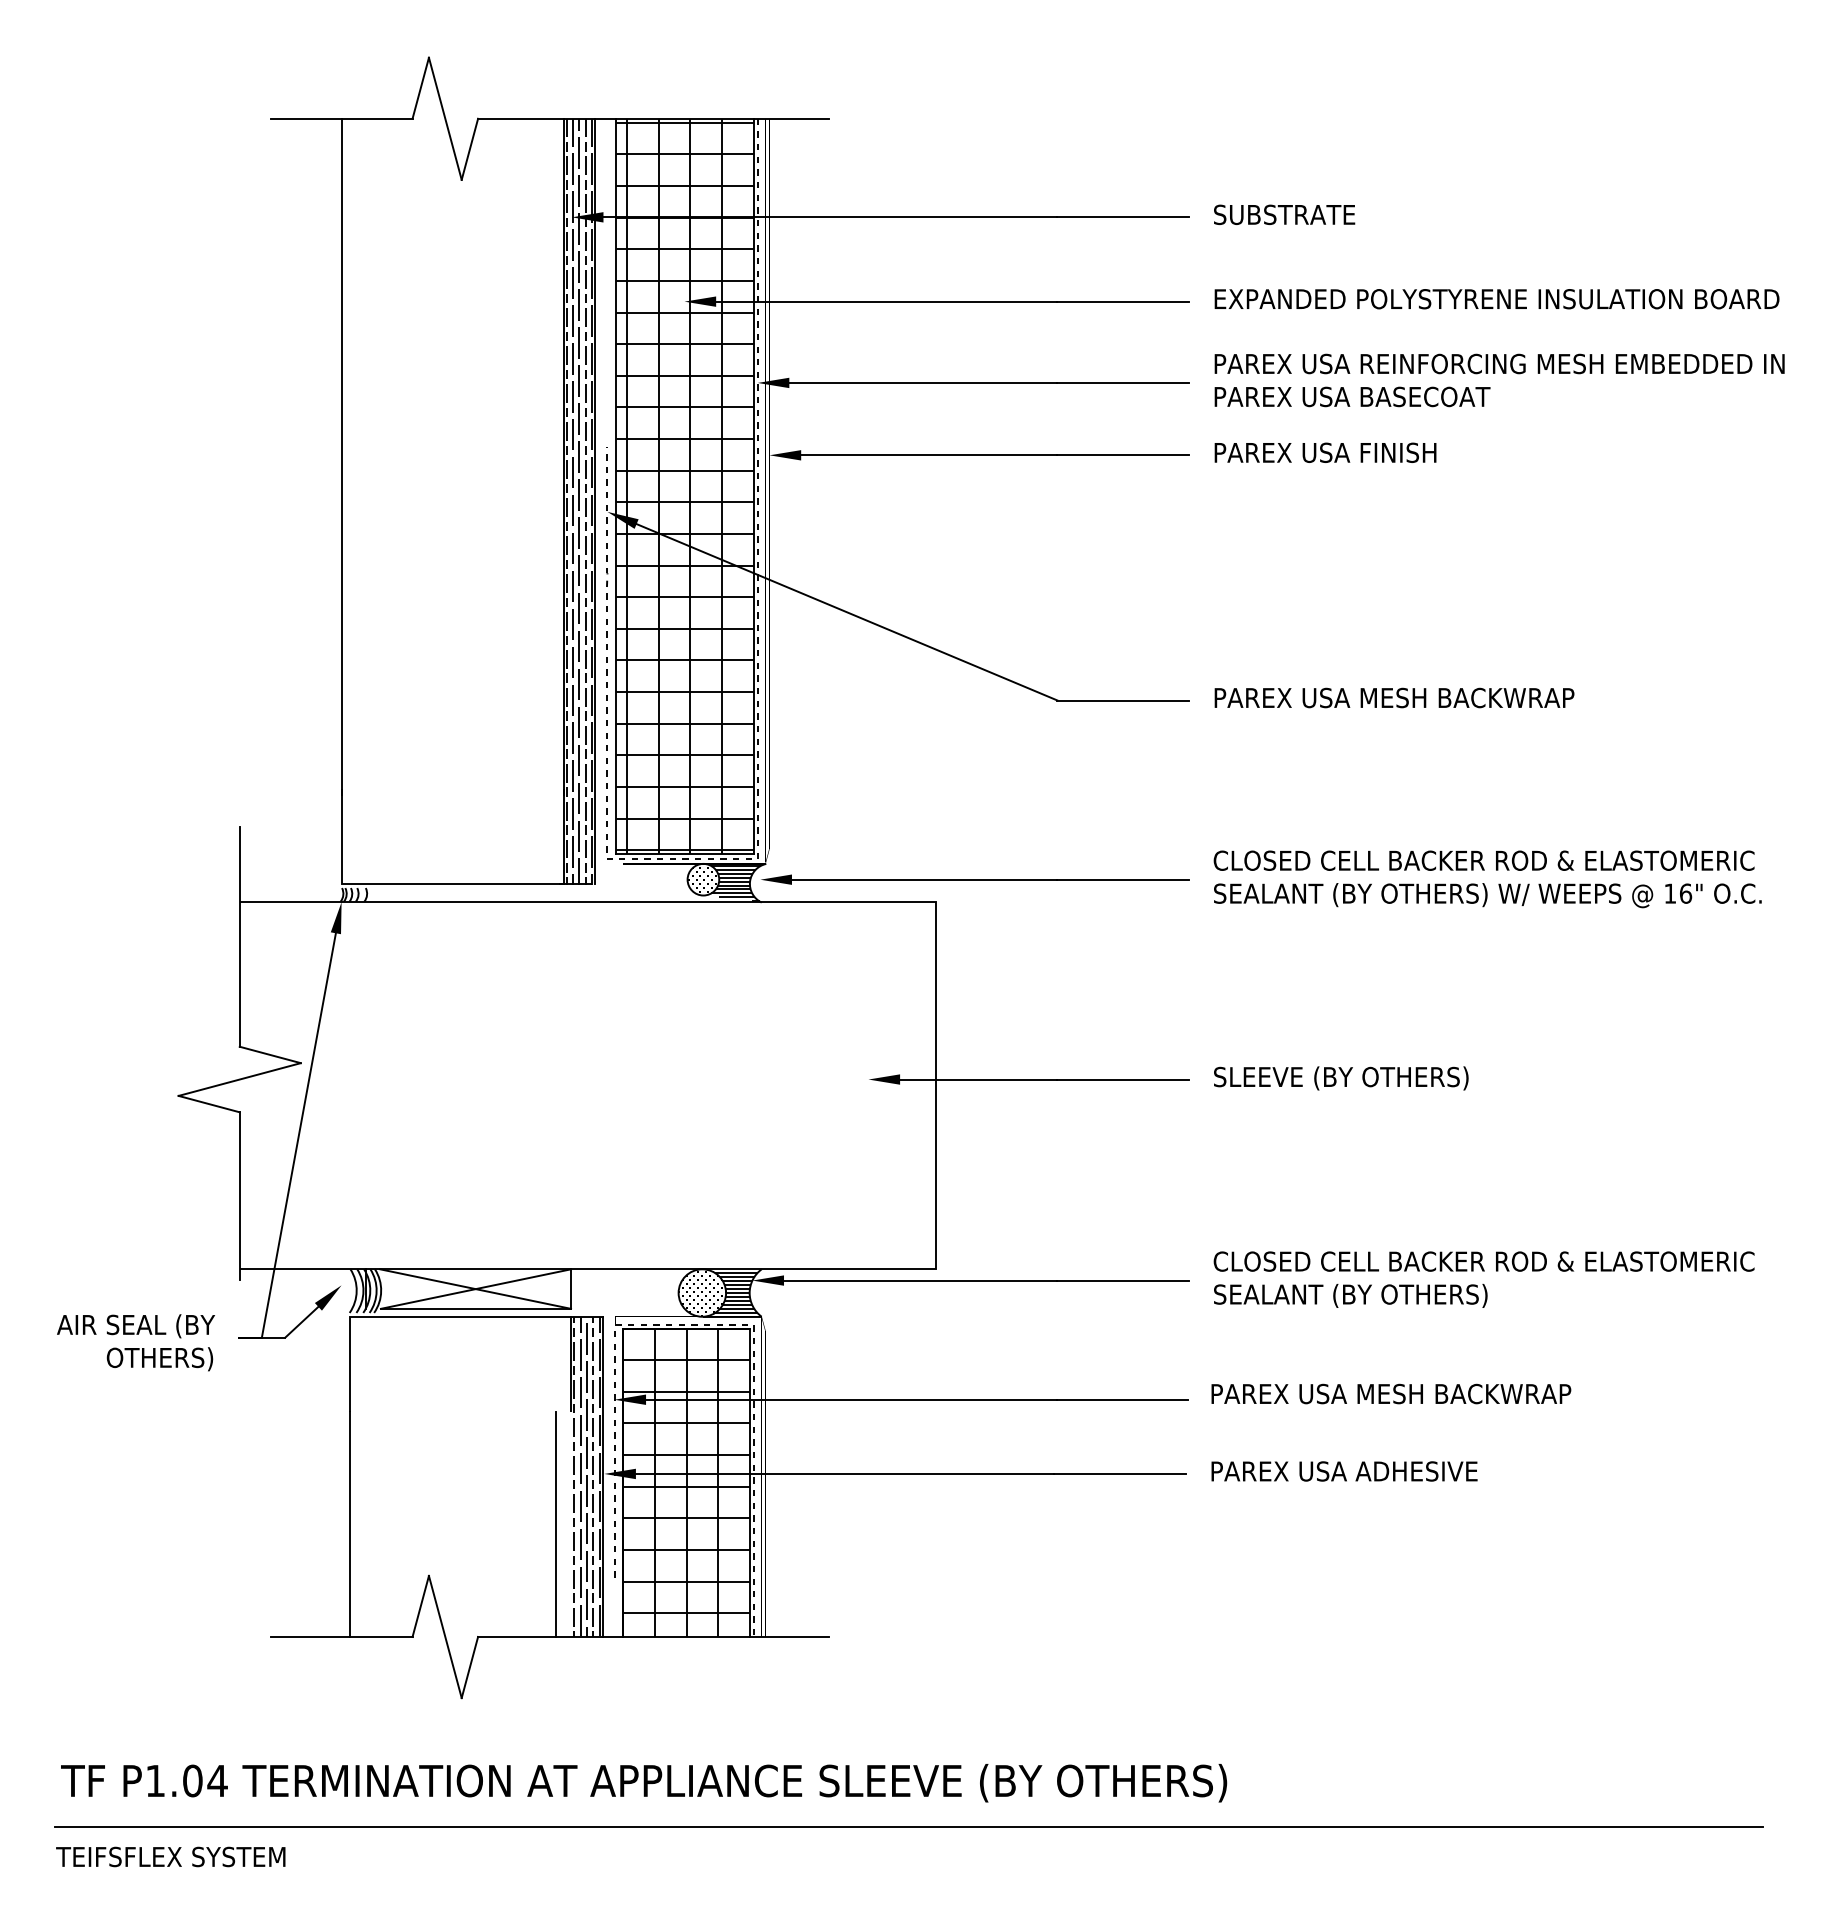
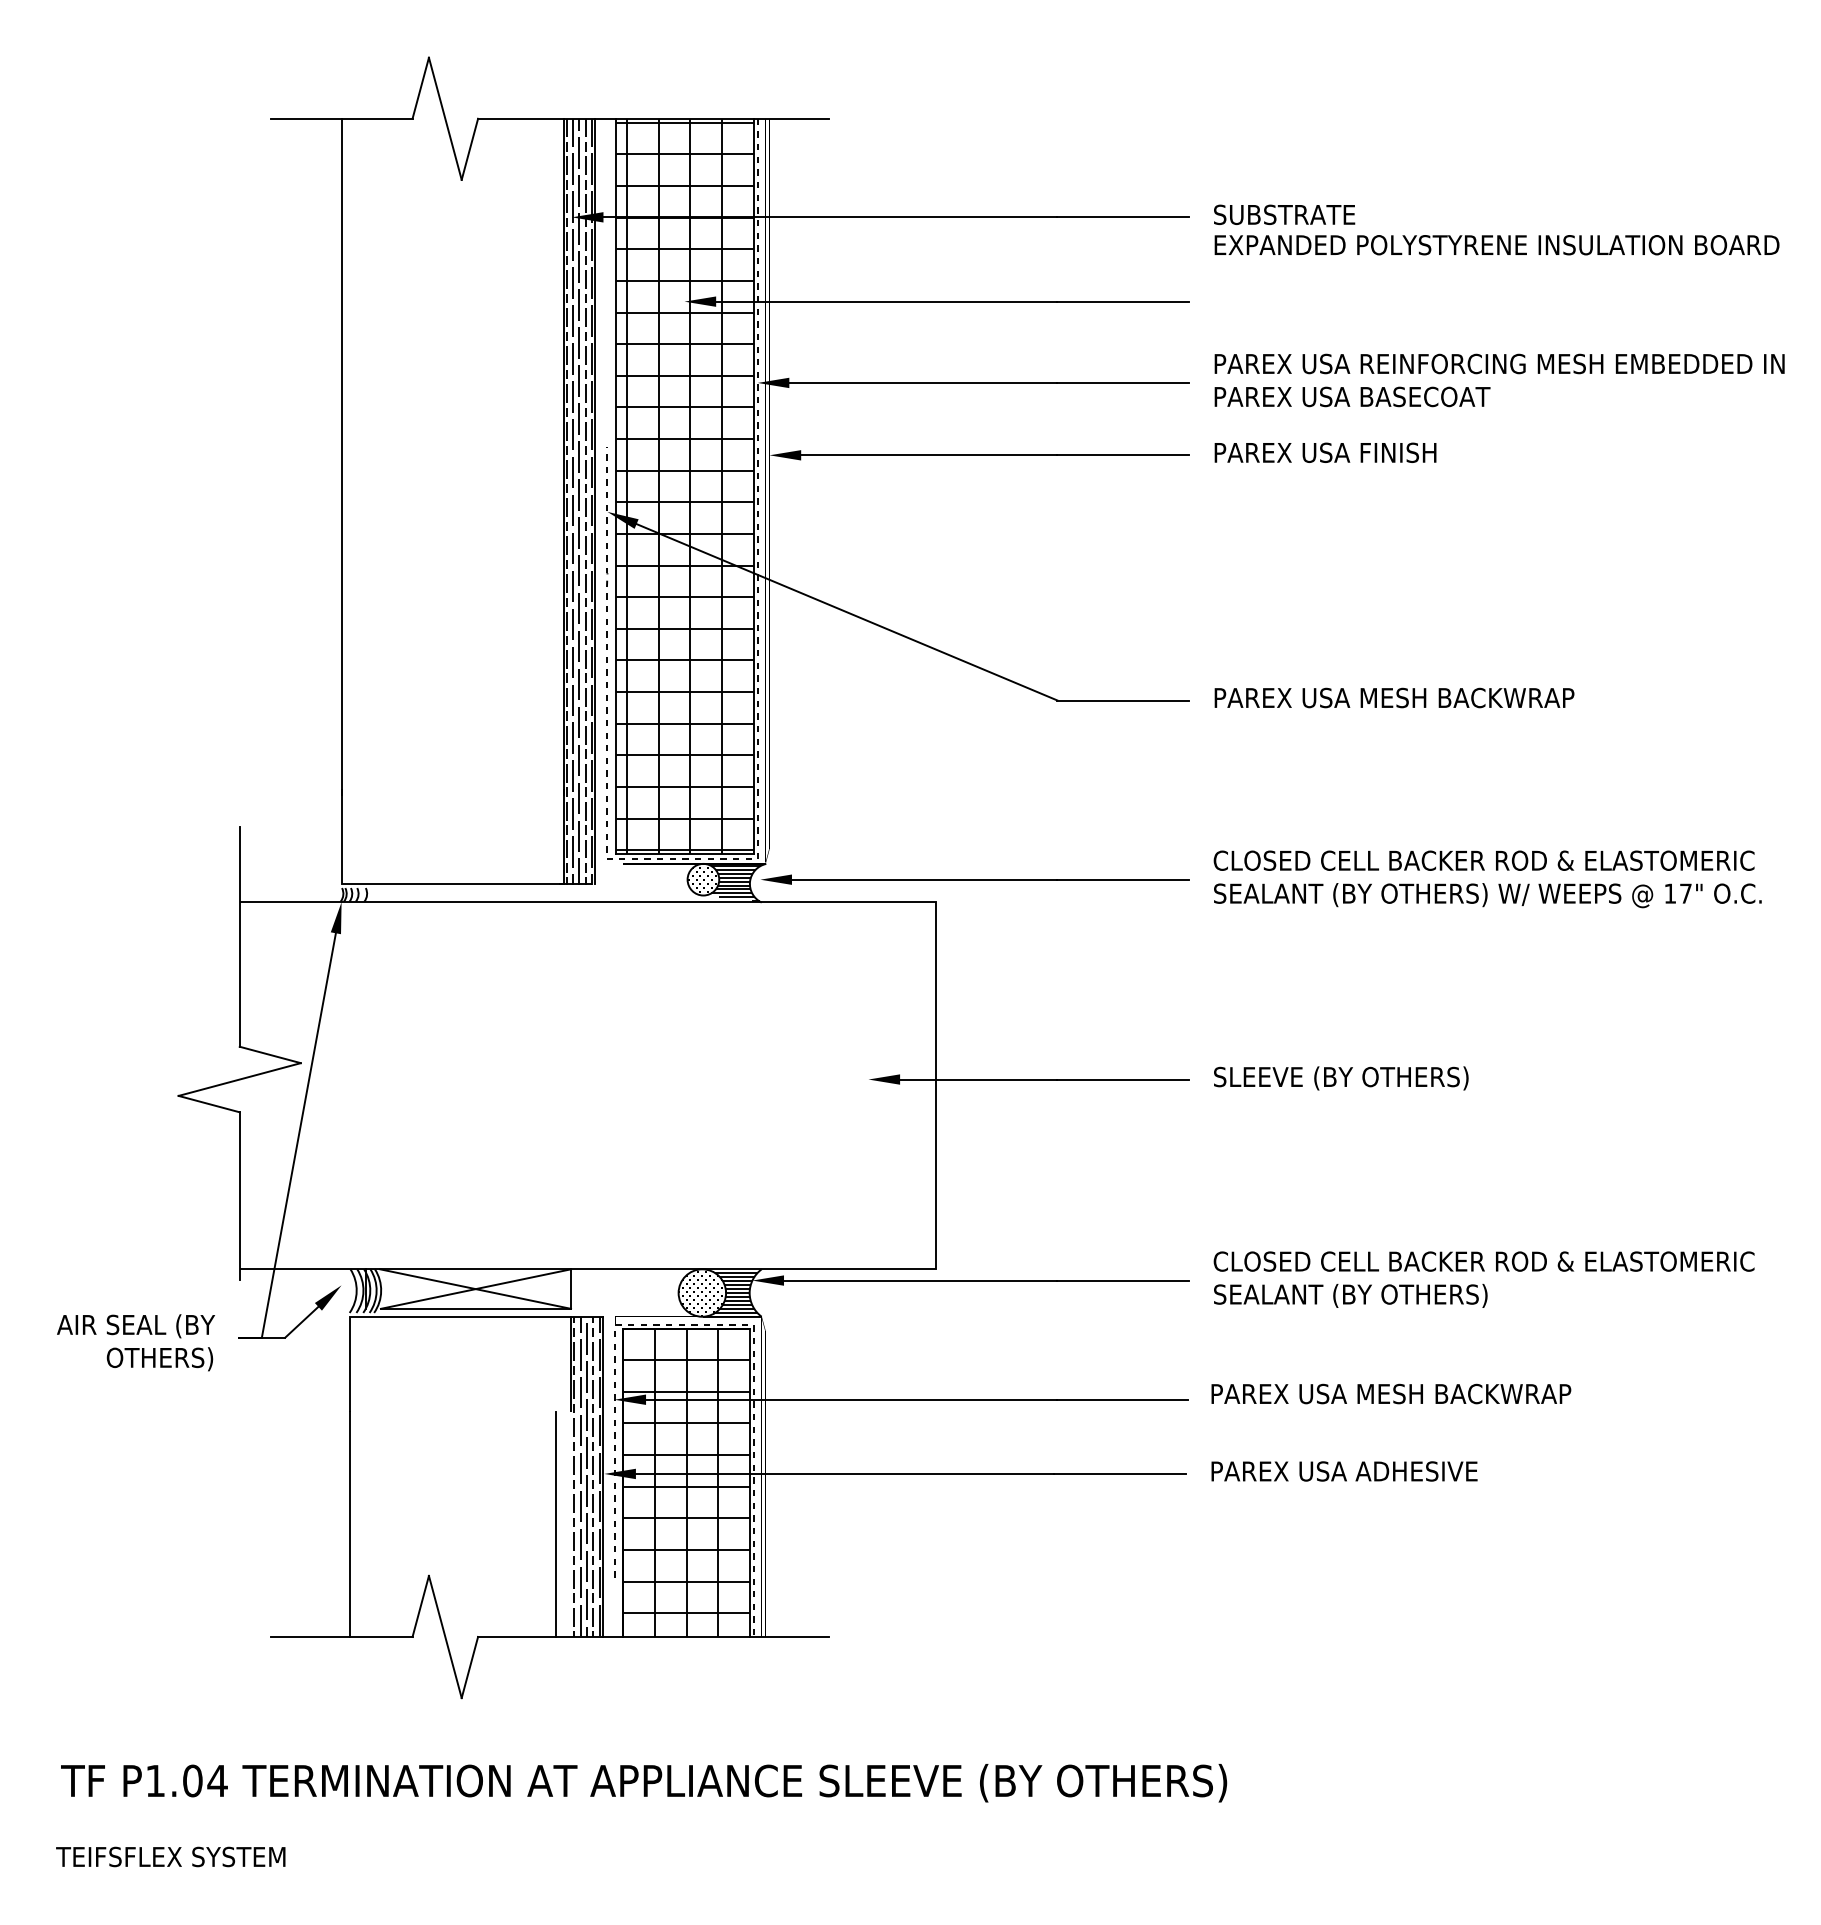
text position: (1496, 299) -> (1496, 245) (1496, 245)
text: 16" -> 17" (1686, 893)
line: present -> none (908, 1826)
